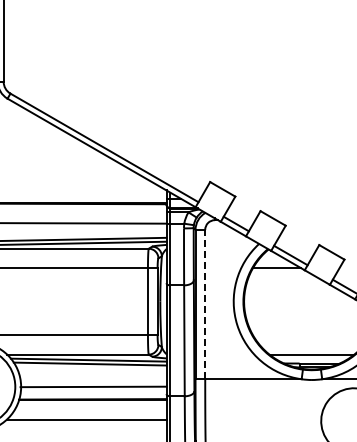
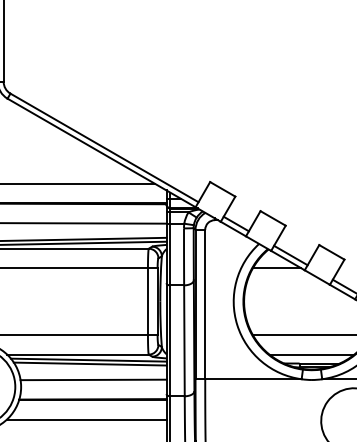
line: none -> present (78, 183)
line: dashed -> solid (205, 304)
line: none -> present (302, 335)
line position: (93, 386) -> (93, 379) (93, 379)
